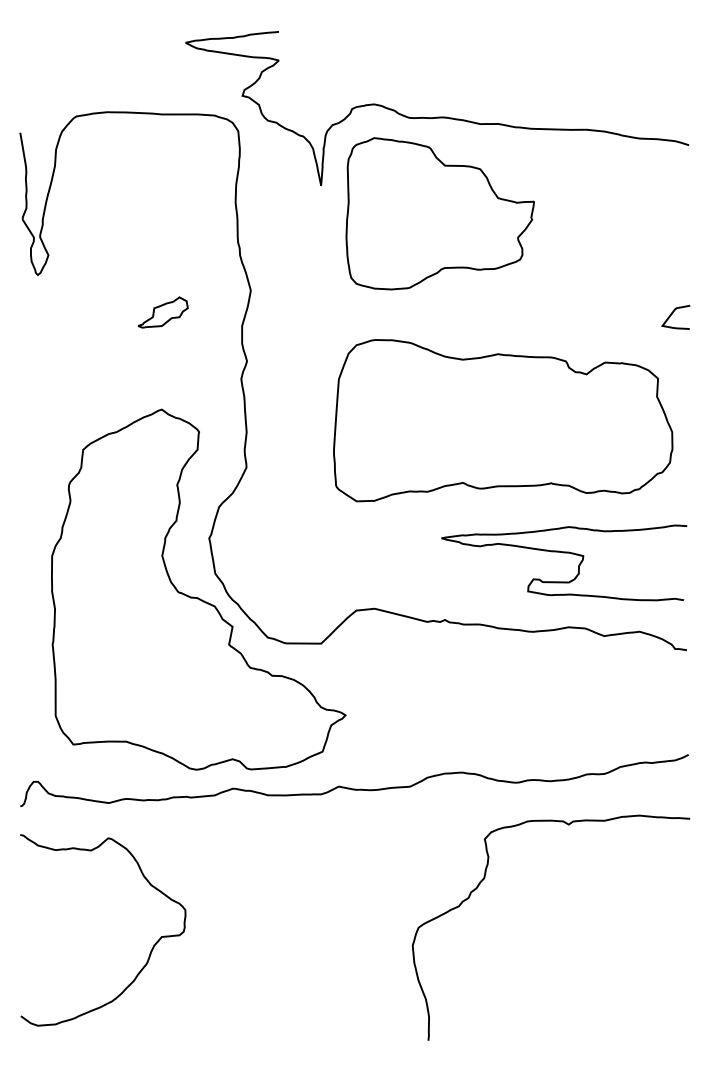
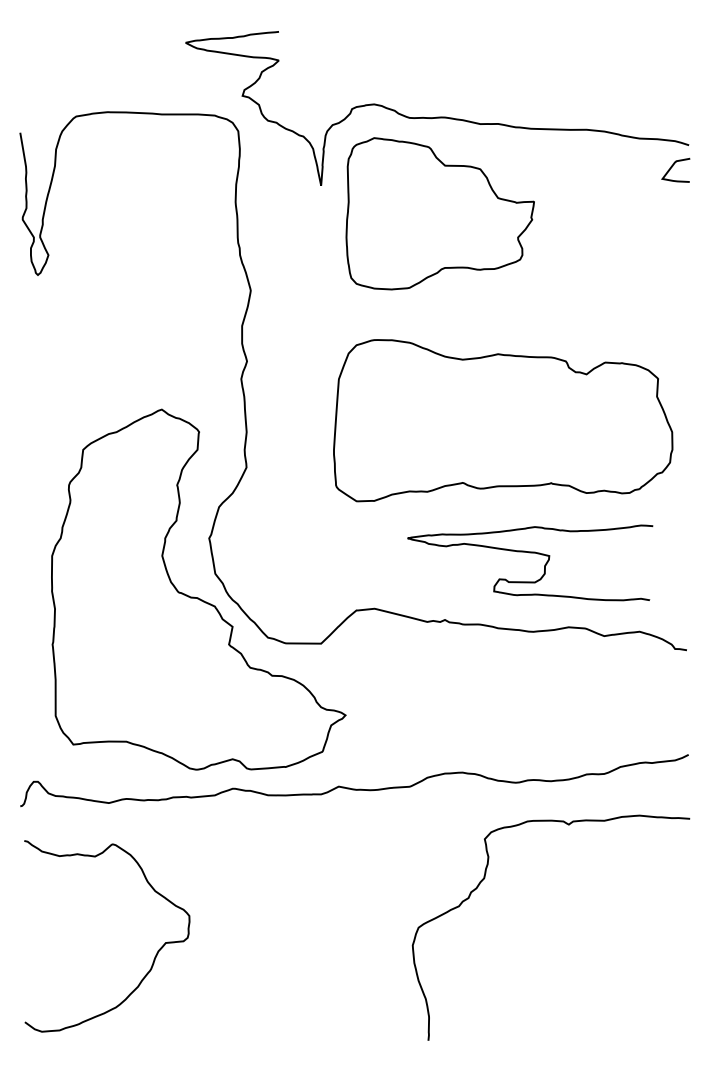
part: present -> none (162, 312)
curve position: (673, 313) -> (673, 166) (673, 166)
curve position: (564, 553) -> (530, 553) (530, 553)
curve position: (150, 950) -> (154, 956) (154, 956)
